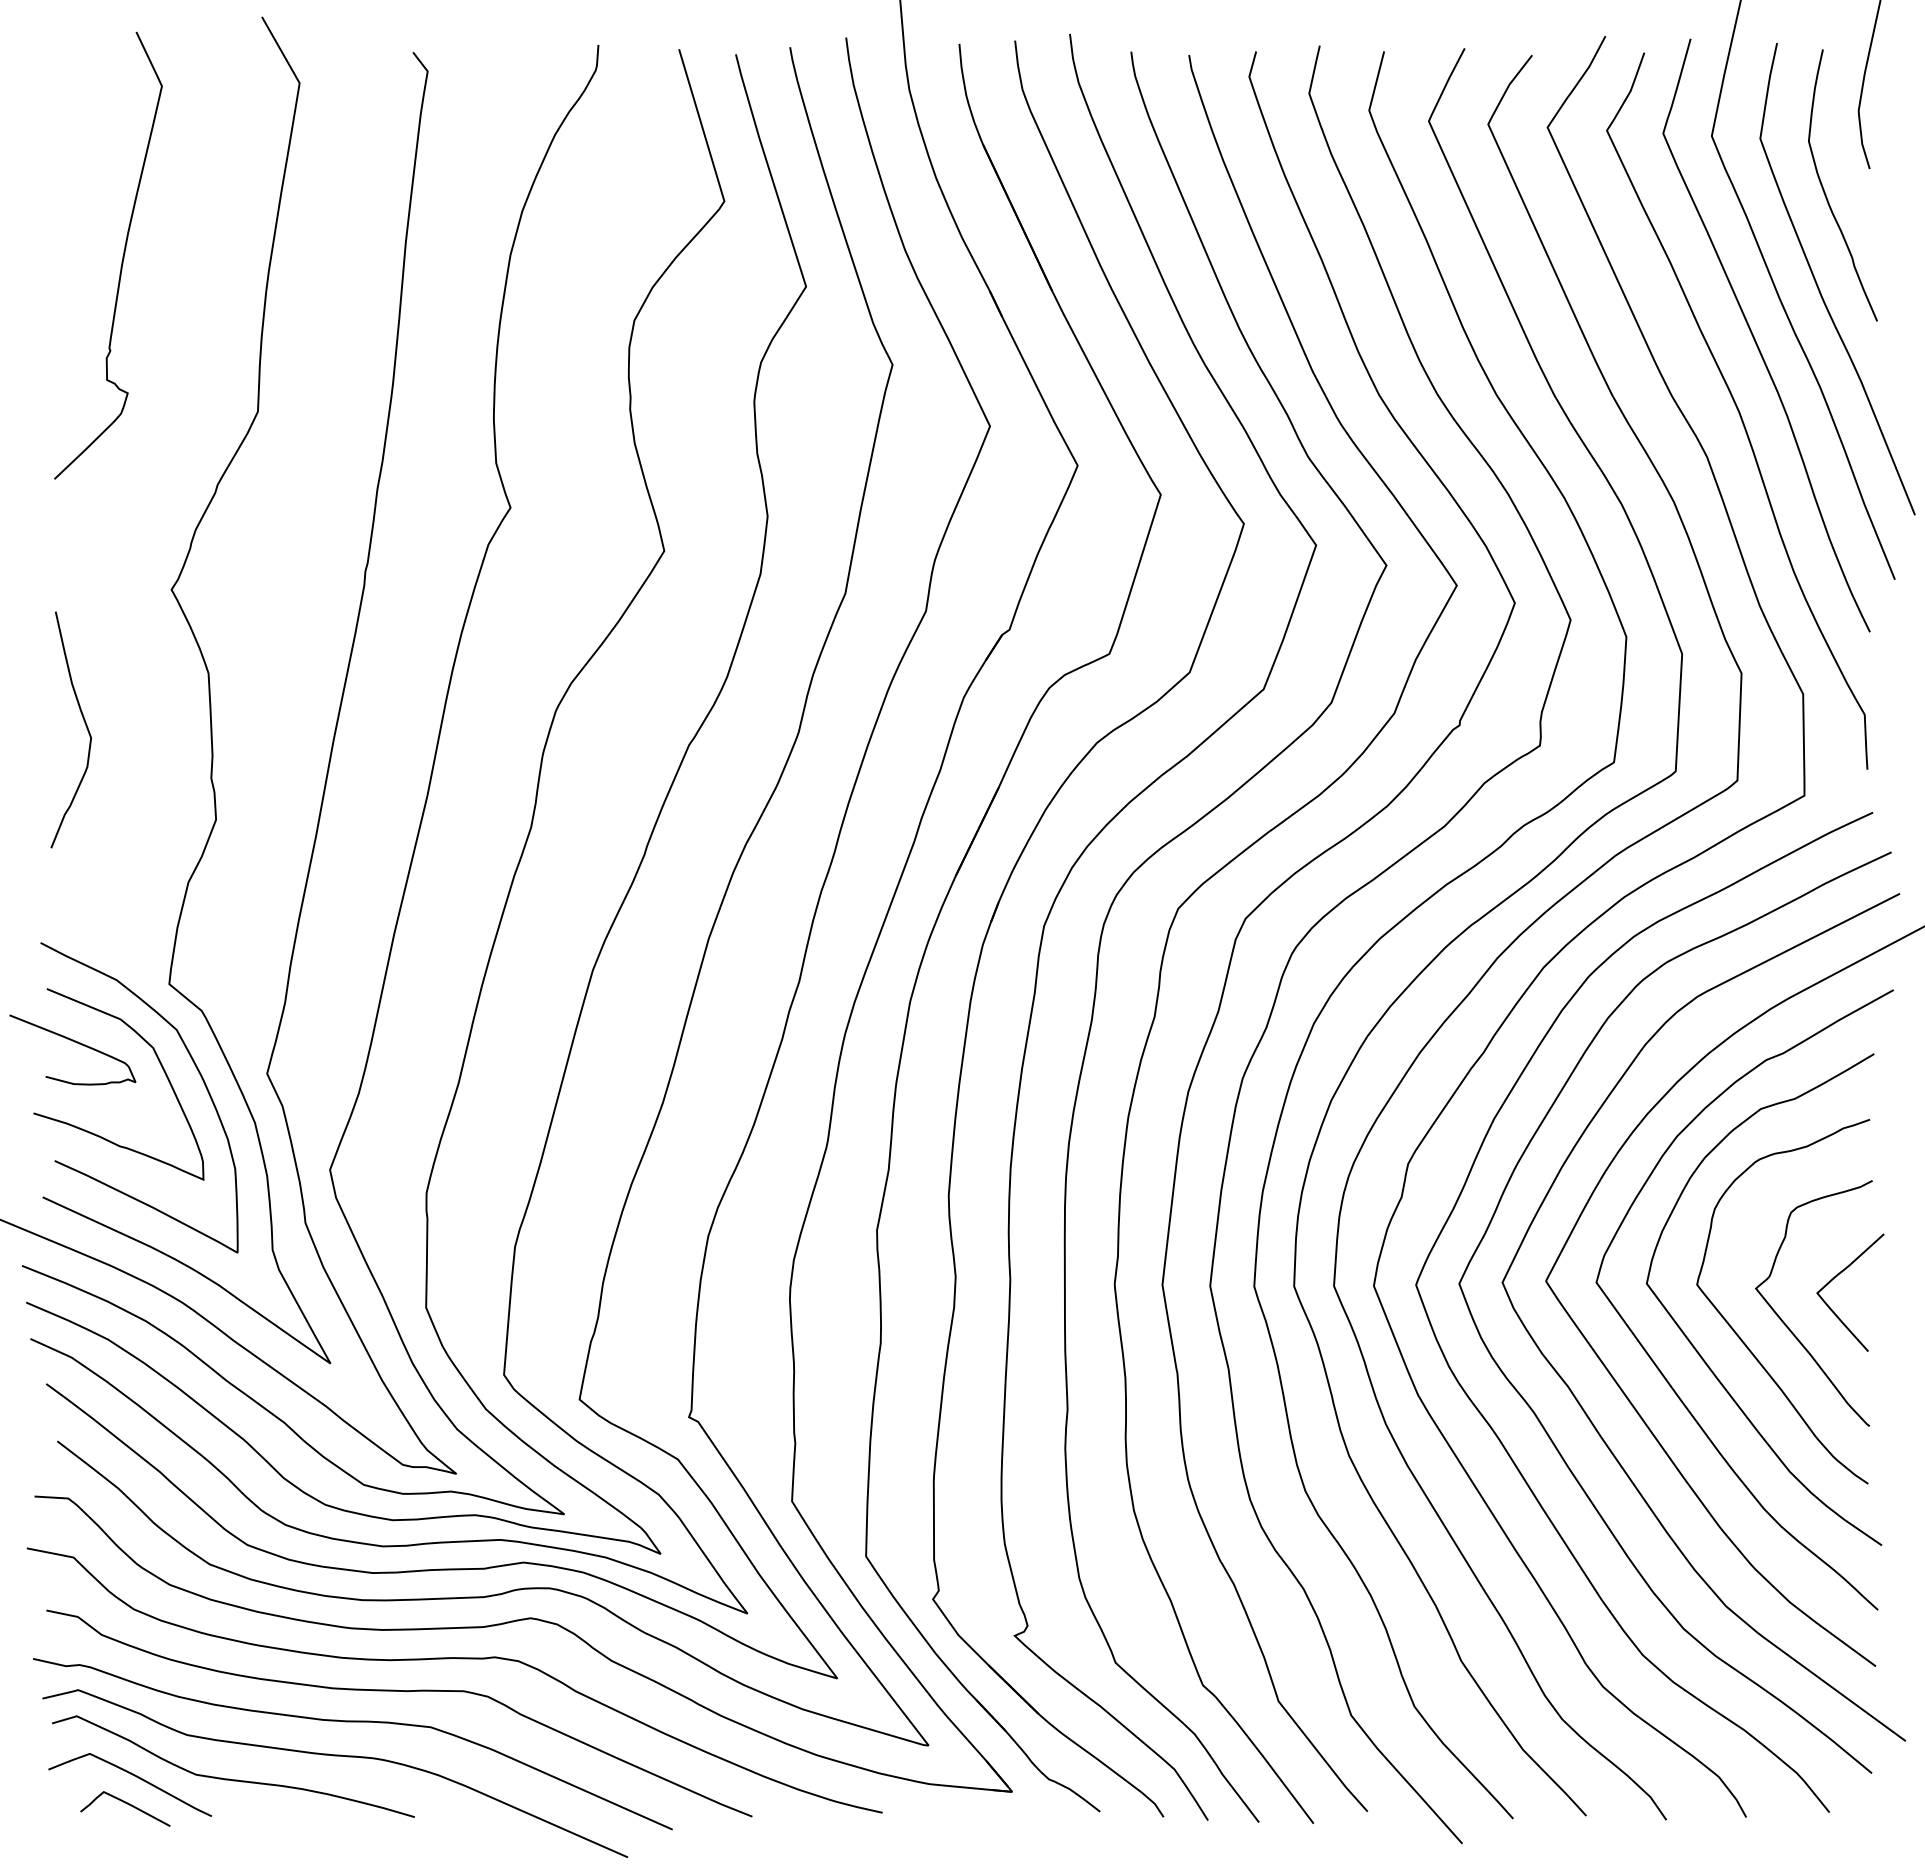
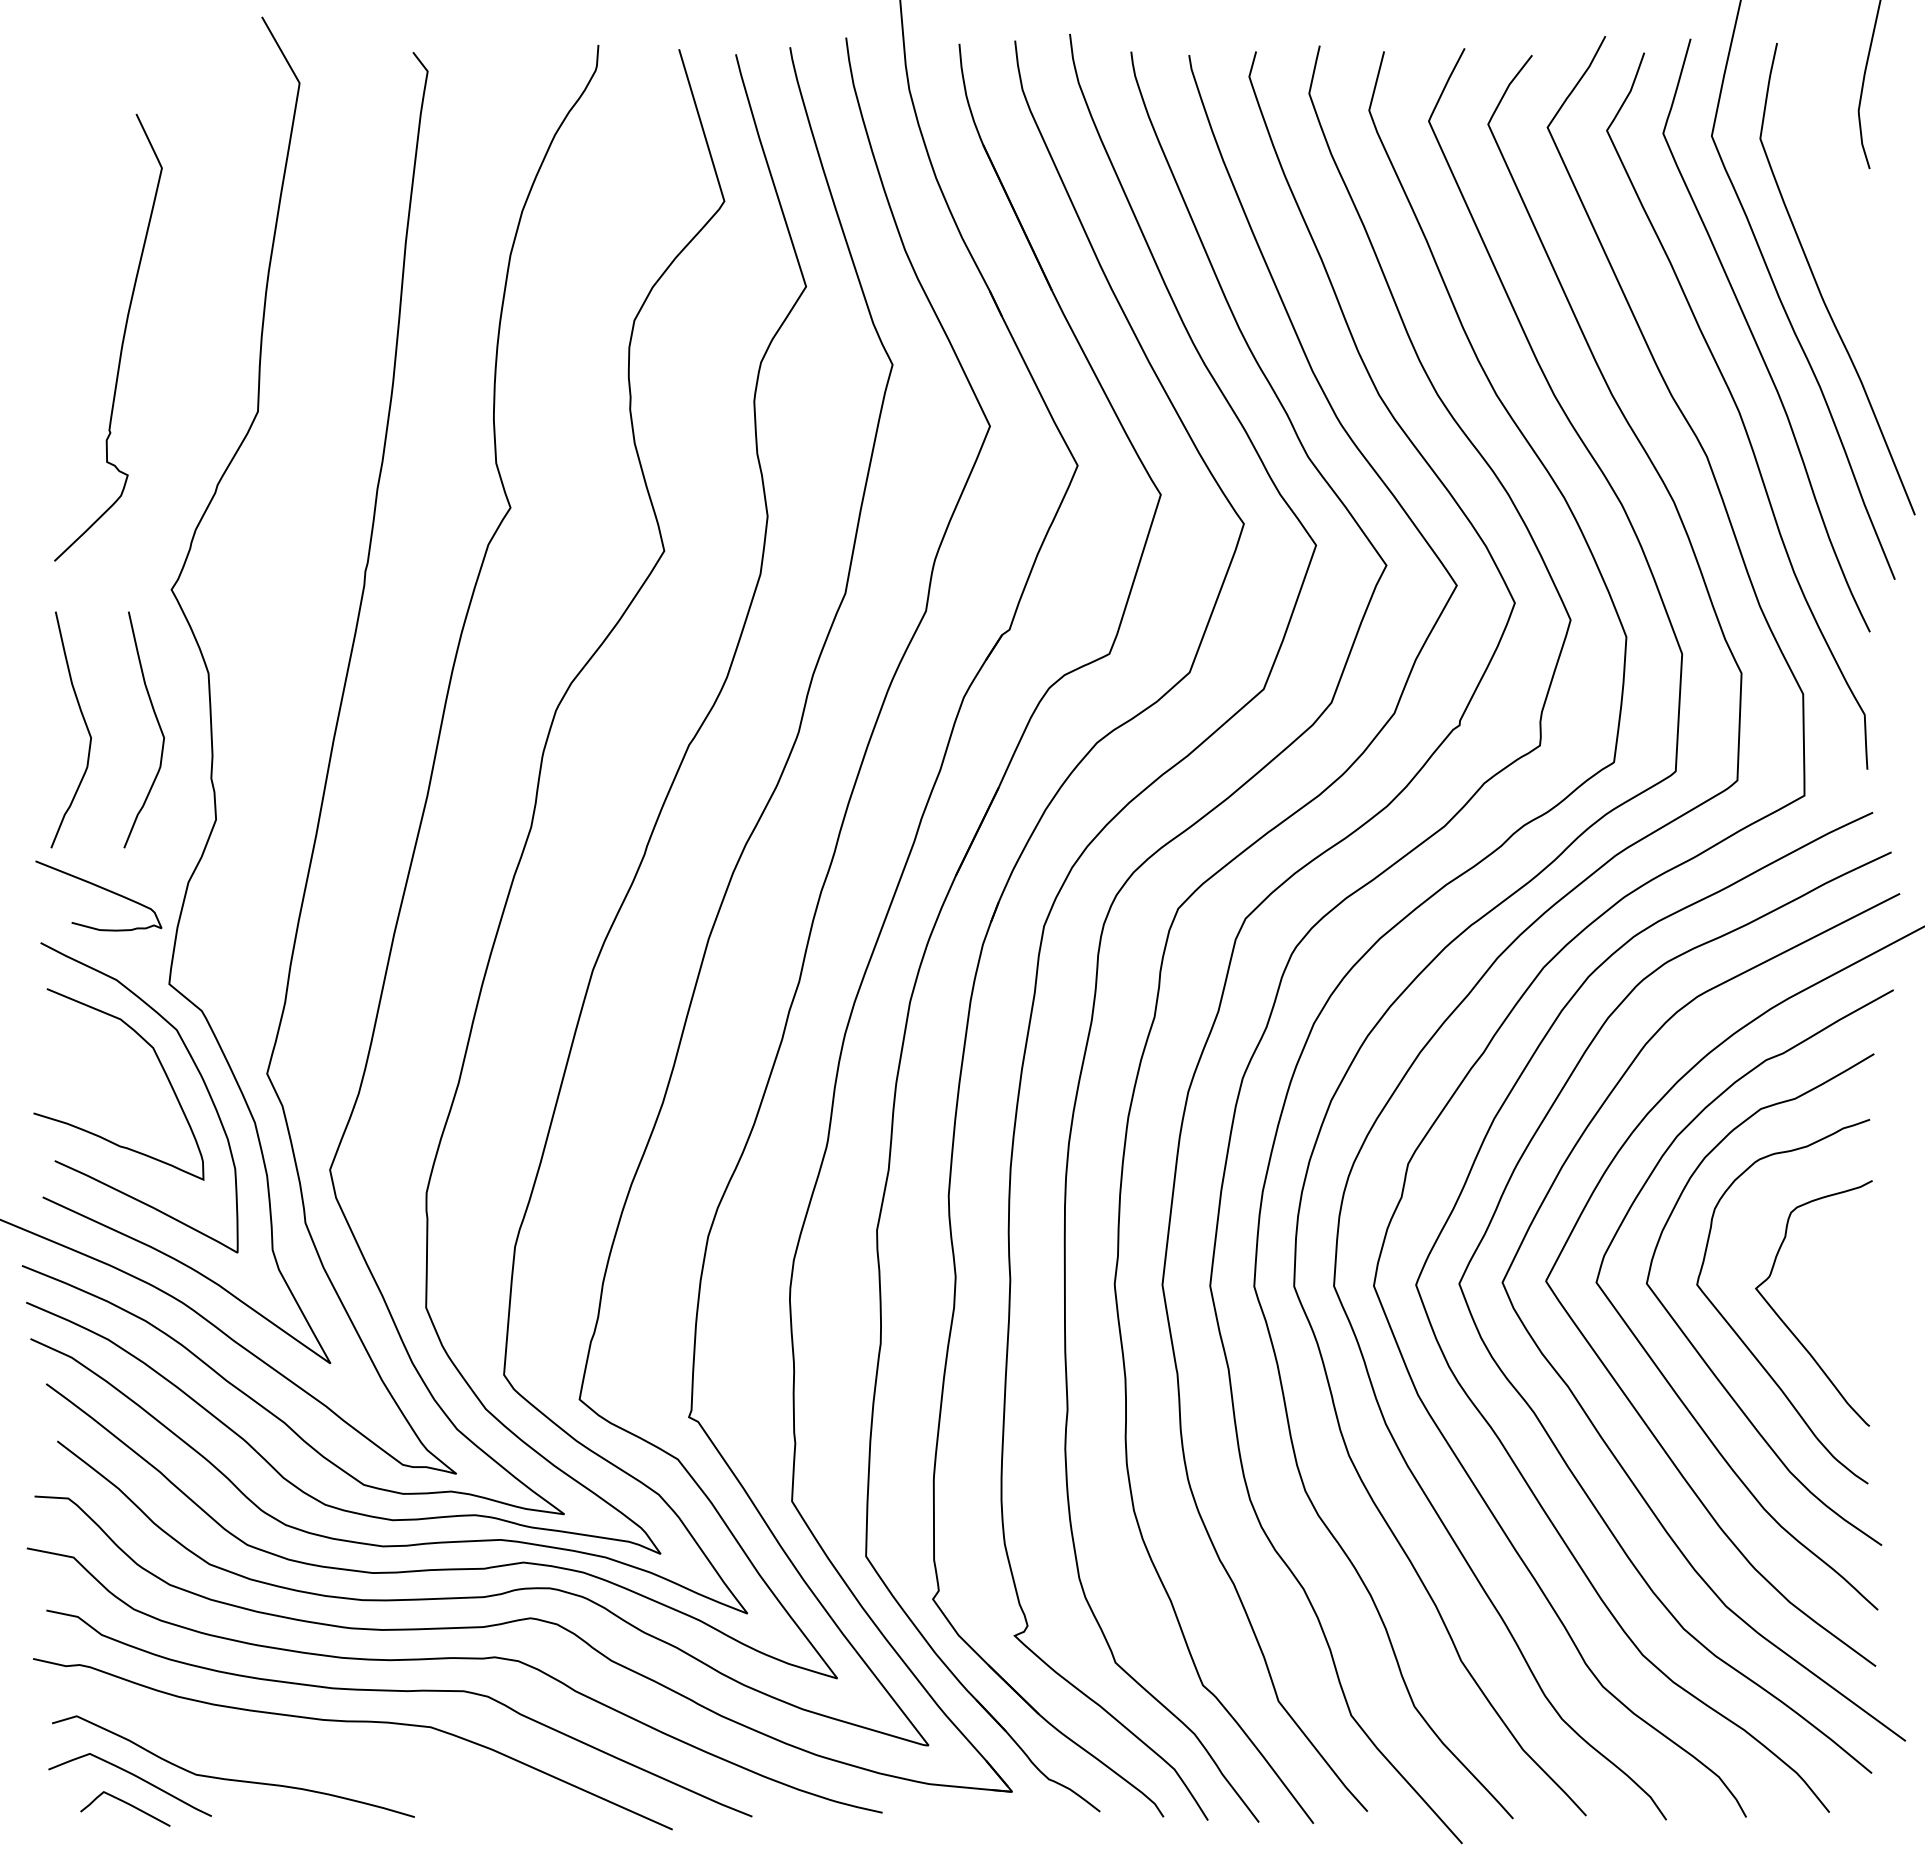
curve: present -> none (1826, 194)
curve position: (122, 256) -> (122, 338) (122, 338)
curve: none -> present (157, 723)
curve position: (74, 1042) -> (100, 888) (100, 888)
curve: present -> none (1836, 1277)
curve: present -> none (335, 1756)
